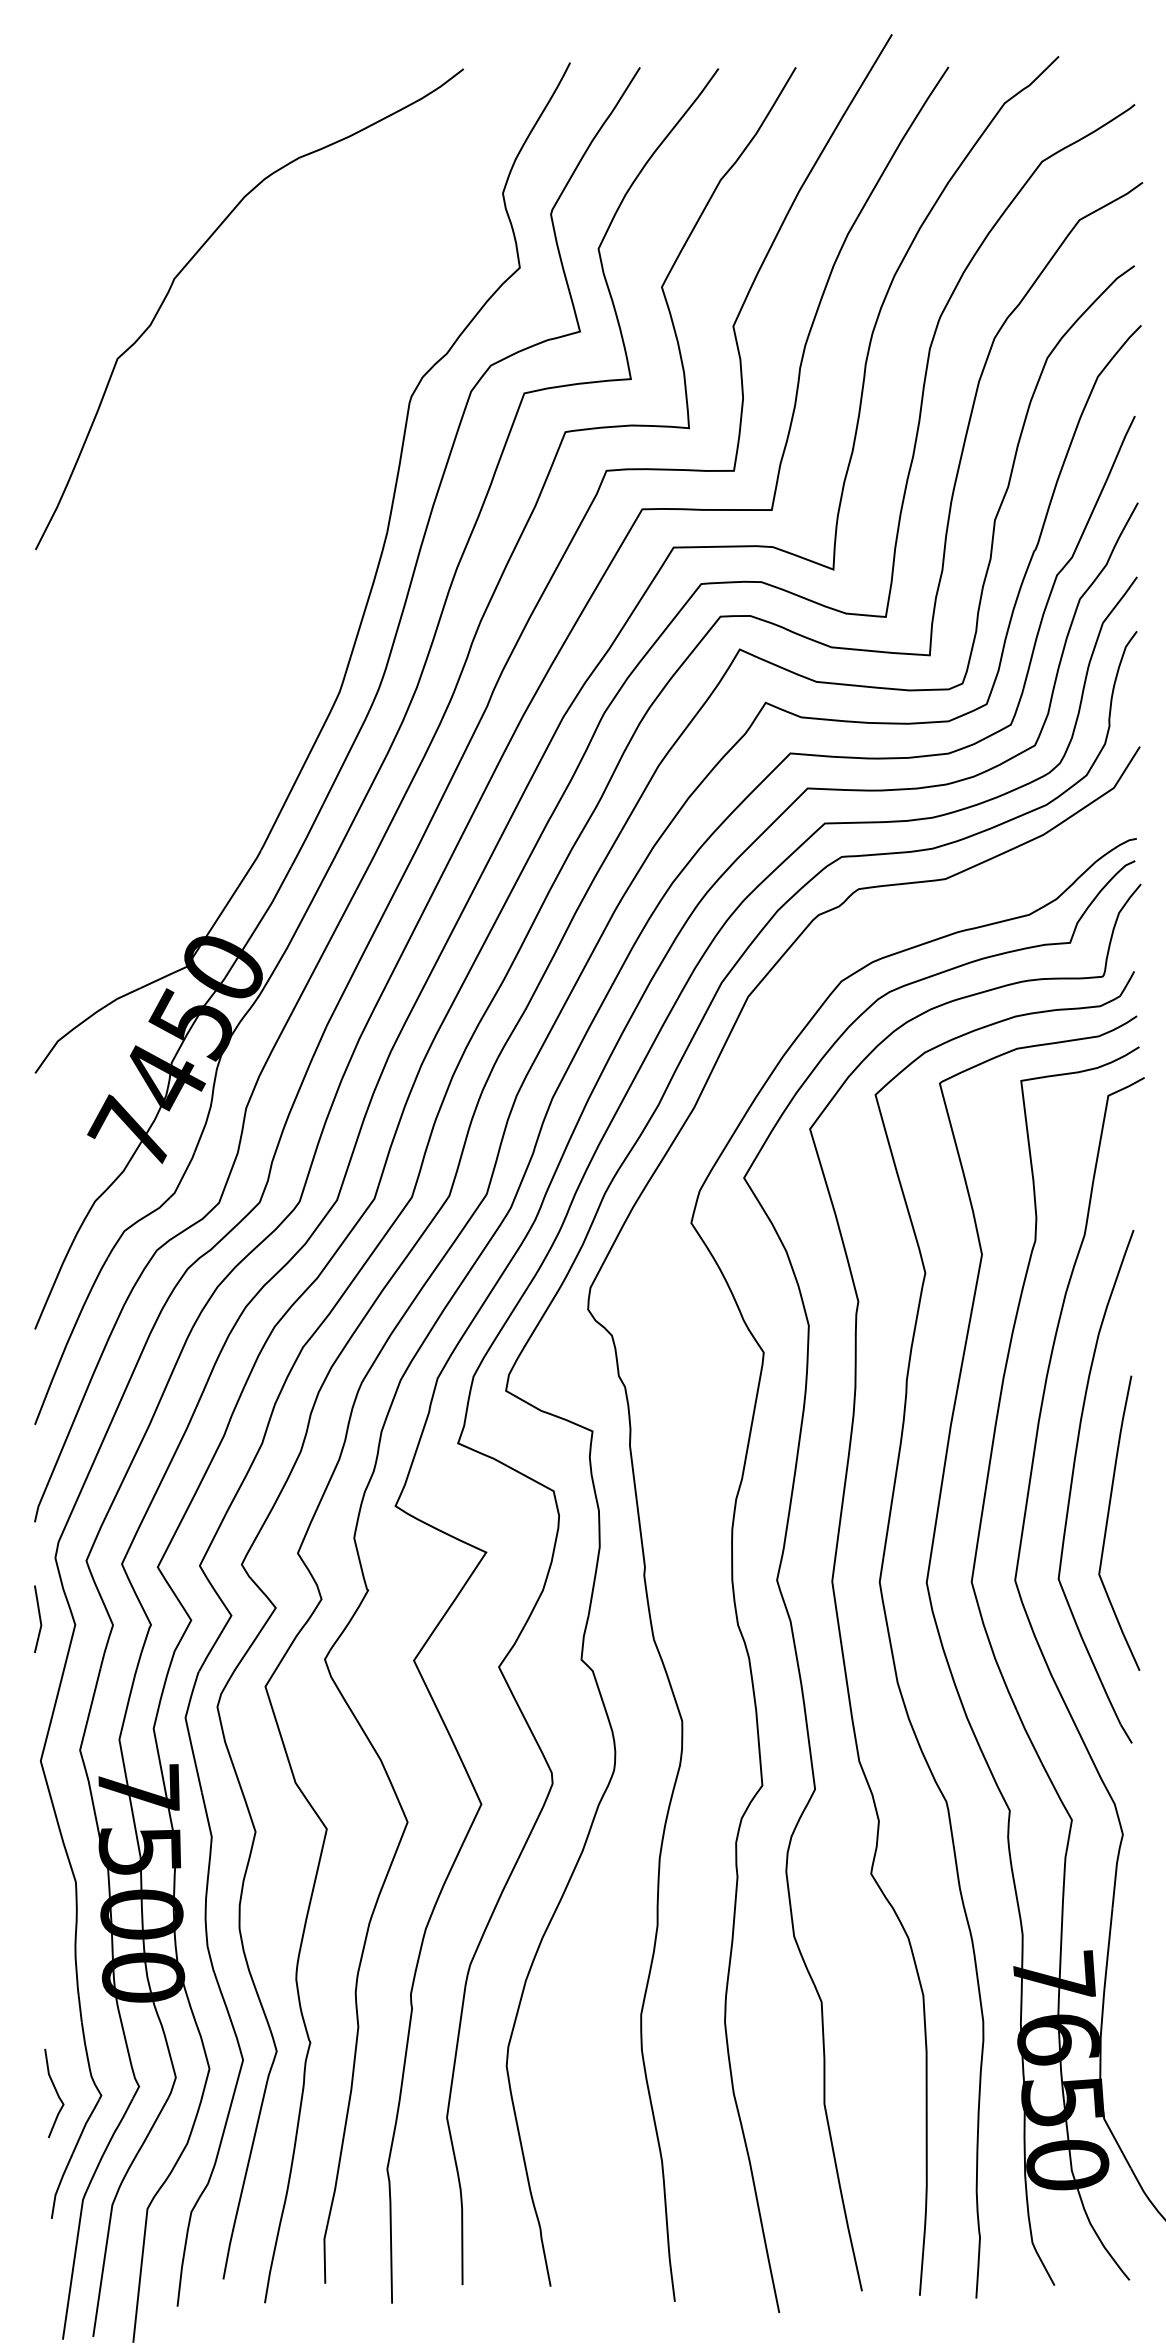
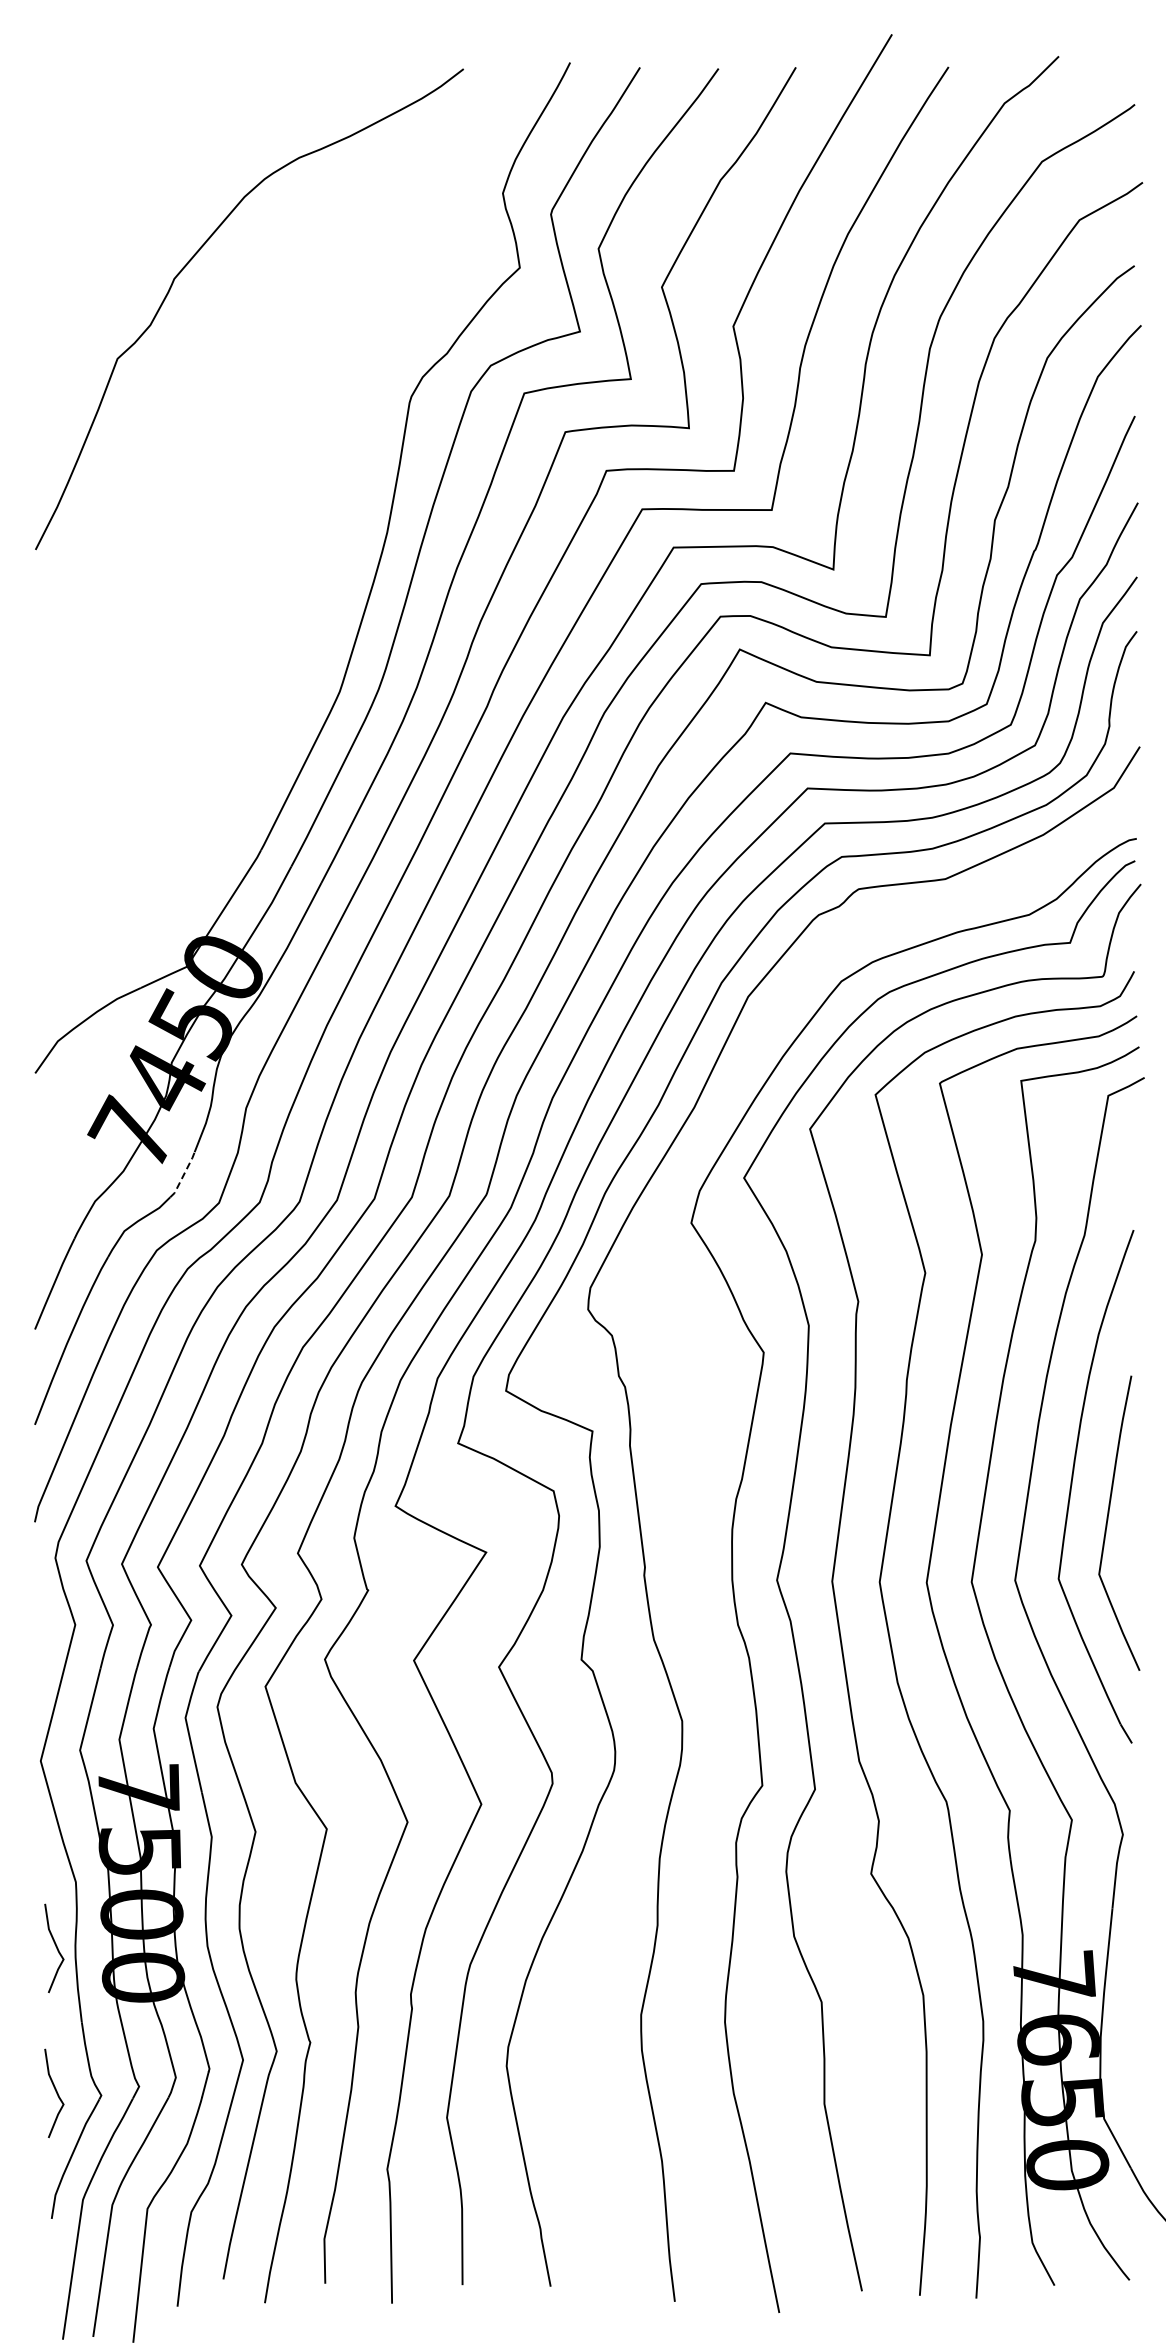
line: solid -> dashed (183, 1175)
line: present -> none (39, 1619)
curve: none -> present (56, 1948)
